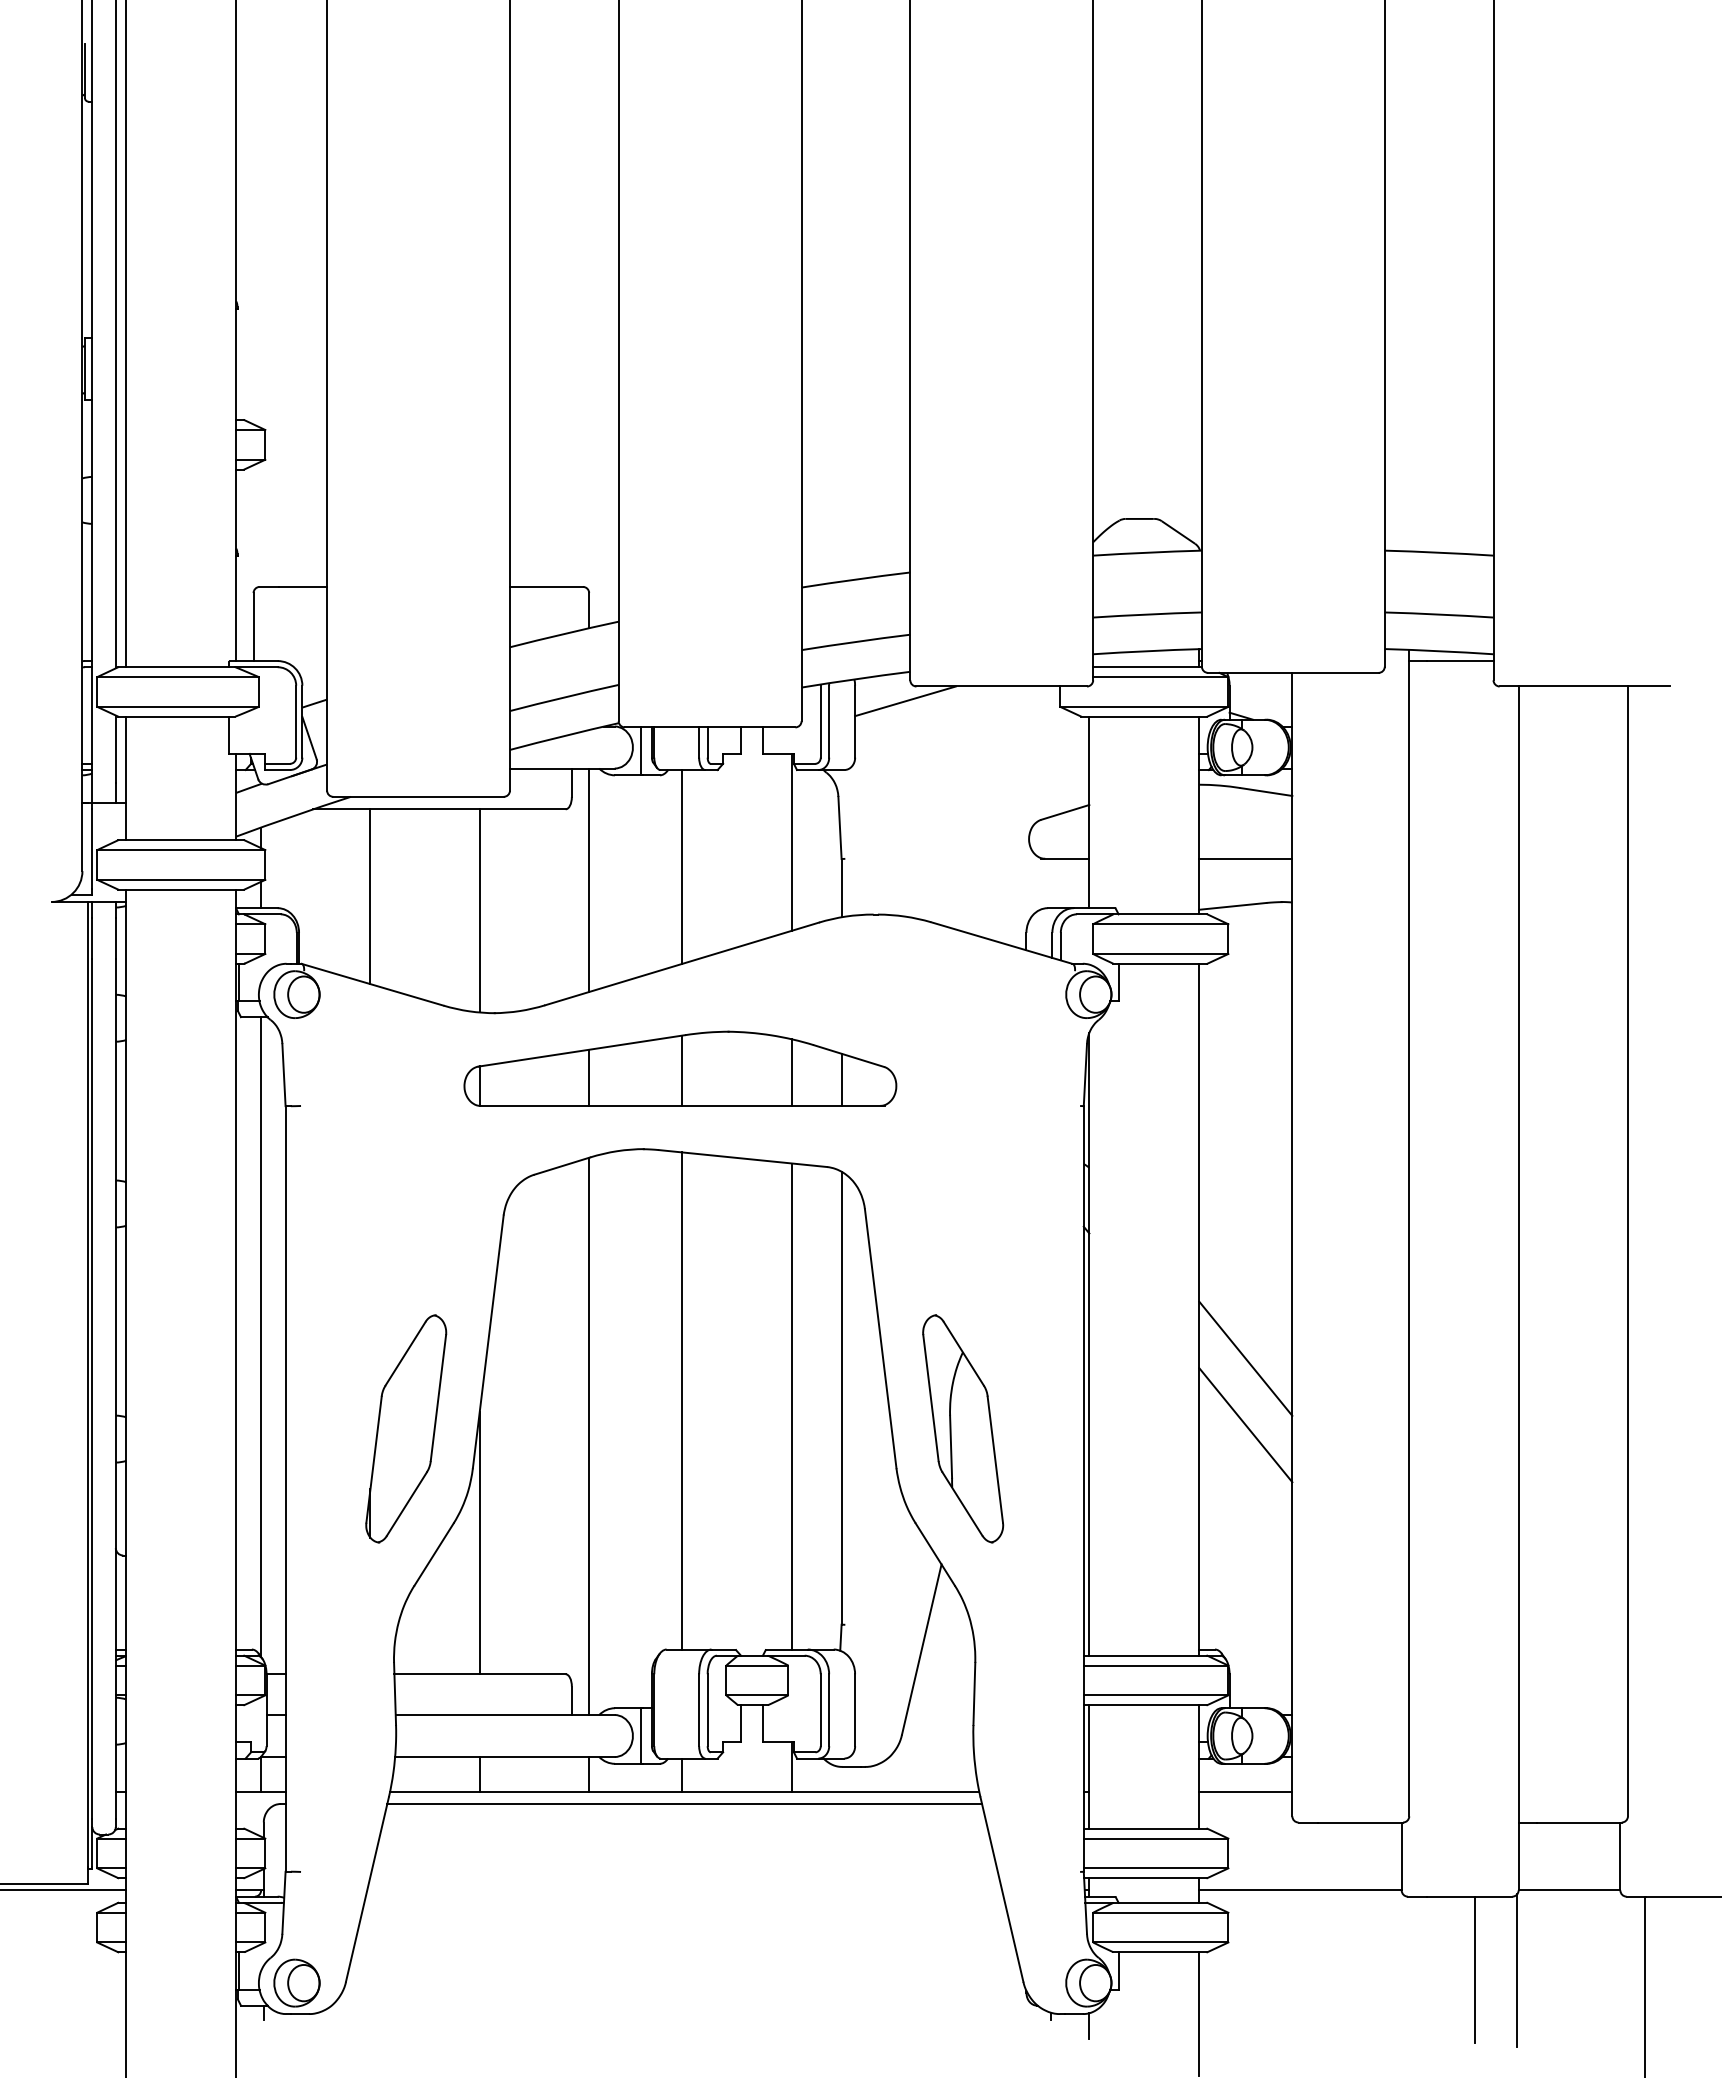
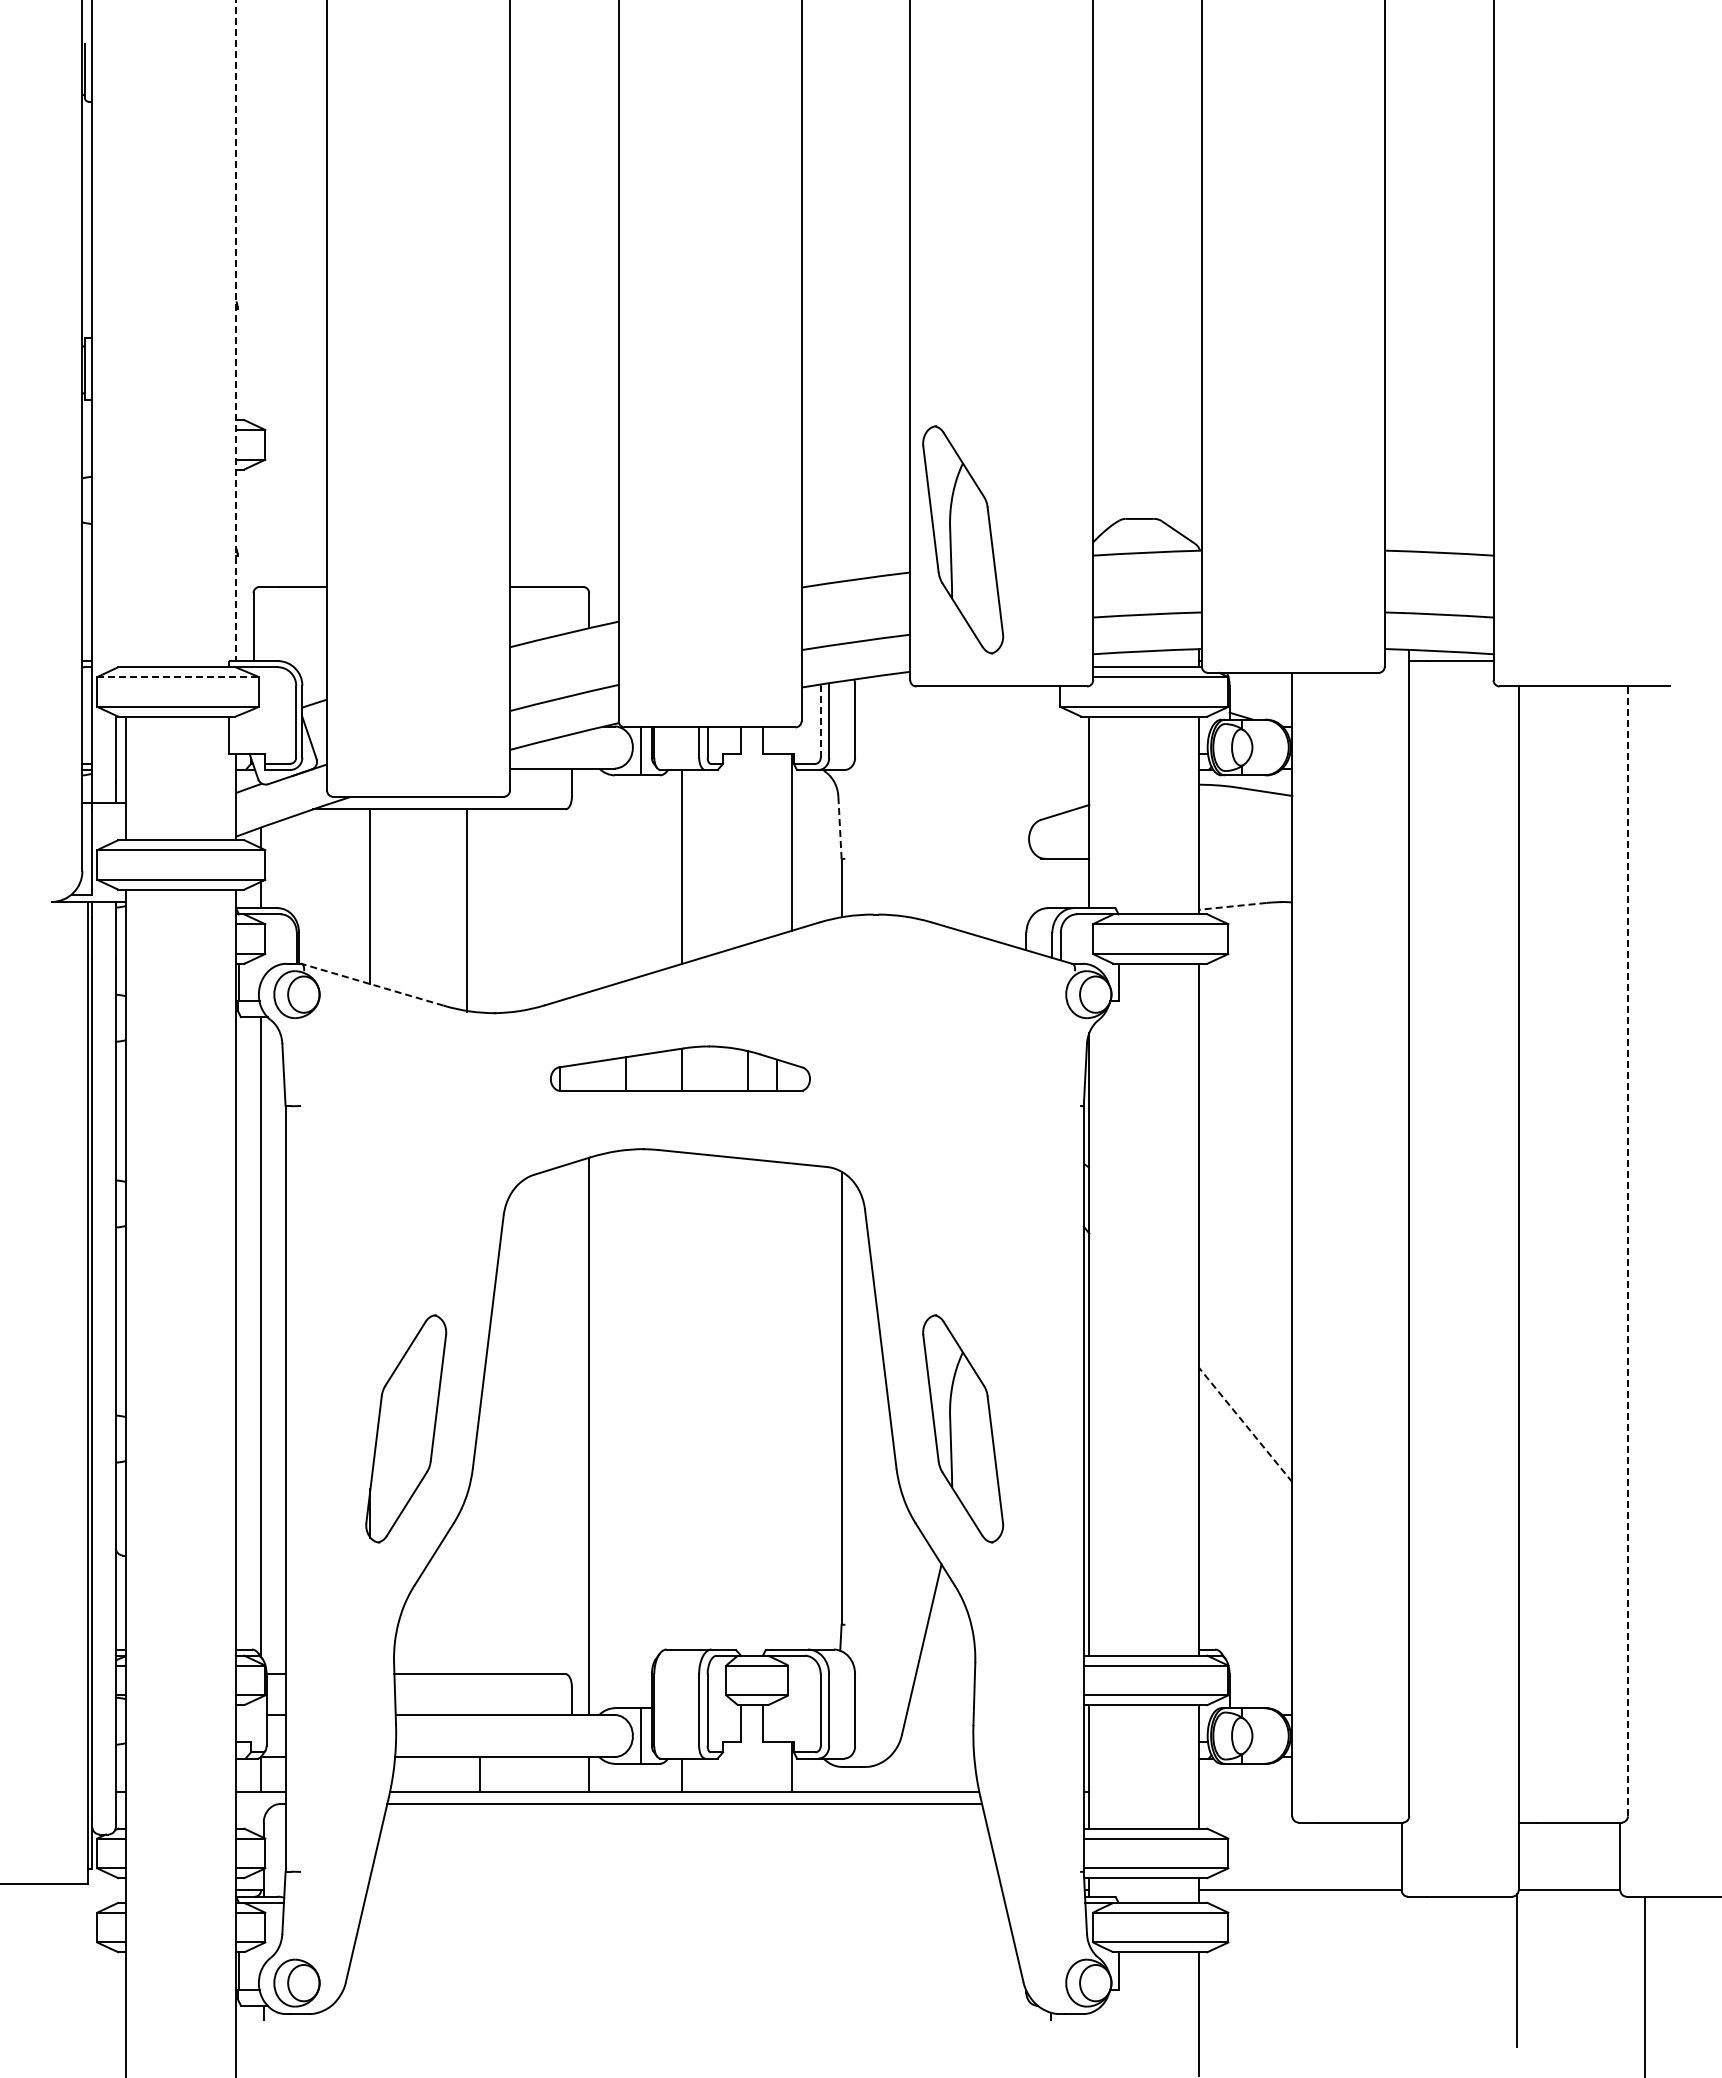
line: solid -> dashed (236, 331)
line: present -> none (126, 334)
line: present -> none (115, 335)
part: none -> present (963, 539)
line: solid -> dashed (178, 677)
line: present -> none (905, 701)
line: solid -> dashed (820, 721)
line: solid -> dashed (839, 827)
line: present -> none (1245, 858)
line: present -> none (589, 879)
line: solid -> dashed (1232, 906)
line position: (479, 910) -> (466, 910) (466, 910)
line: solid -> dashed (372, 984)
part size: 435x77 px -> 261x47 px (680, 1068)
line: solid -> dashed (1627, 1251)
line: present -> none (1245, 1358)
line: present -> none (682, 1400)
line: present -> none (792, 1406)
line: solid -> dashed (1245, 1425)
line: present -> none (479, 1542)
line: present -> none (1245, 1791)
line: present -> none (64, 1890)
line: present -> none (1475, 1969)
line: present -> none (1089, 2025)
